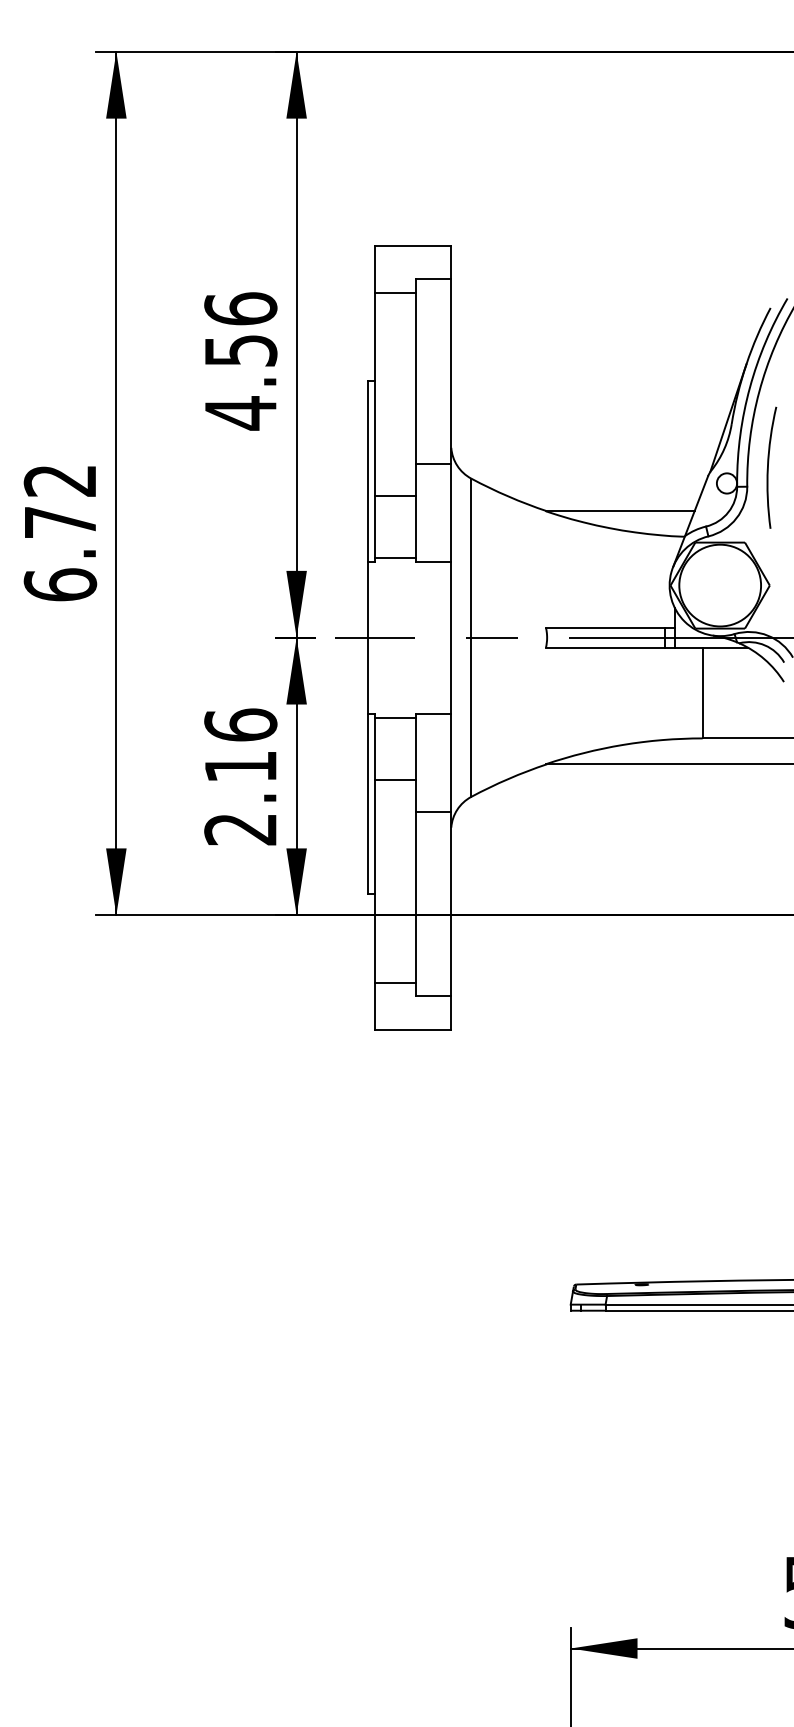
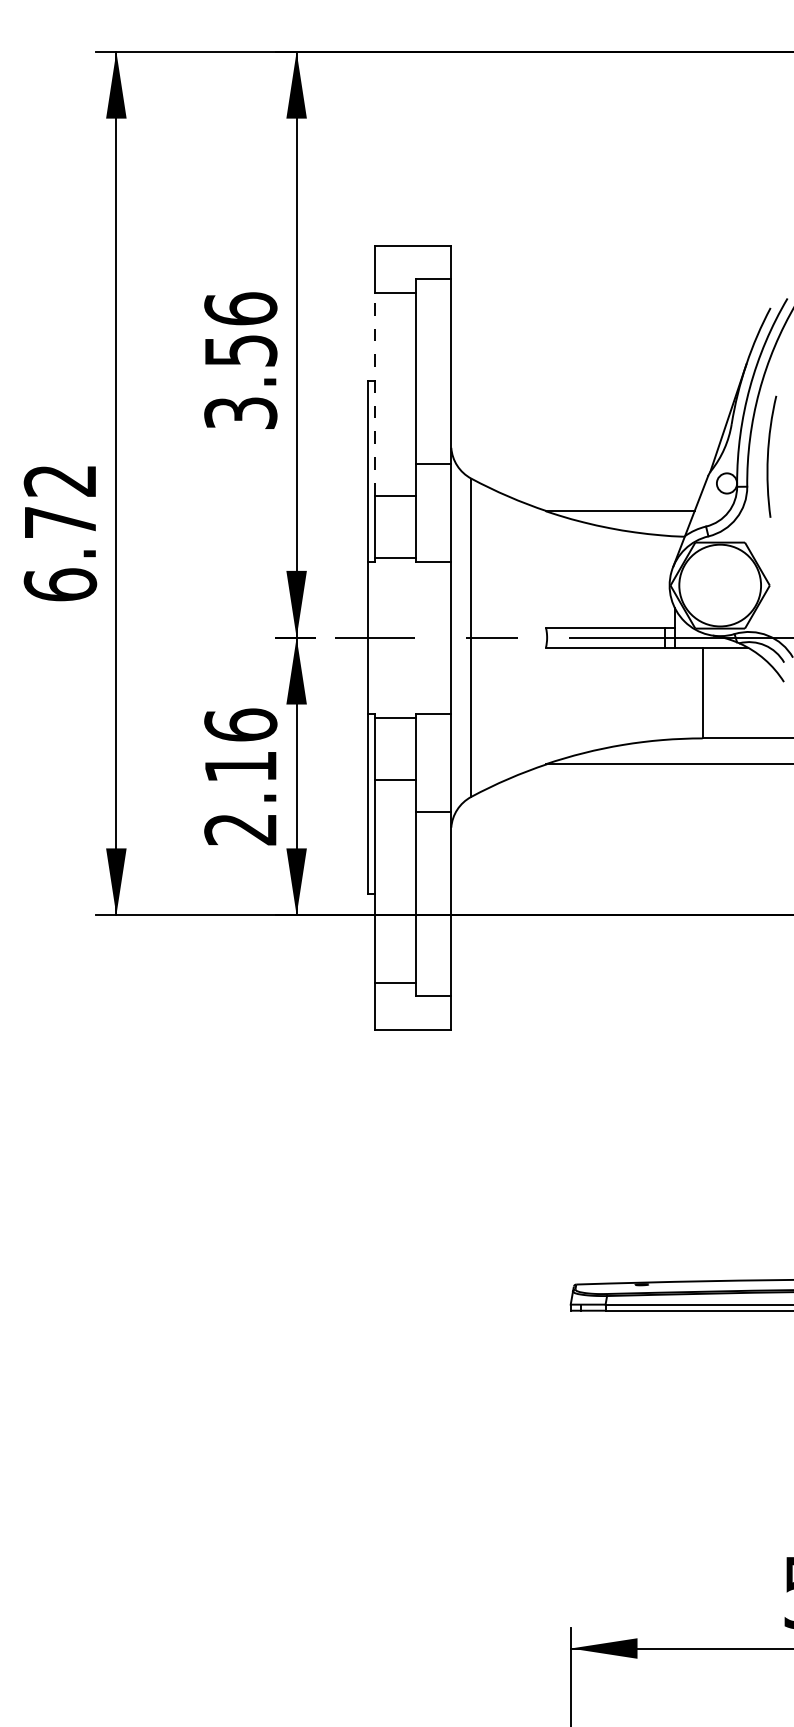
line: solid -> dashed (375, 393)
text: 4.56 -> 3.56 (240, 413)
arc position: (768, 467) -> (768, 456) (768, 456)
